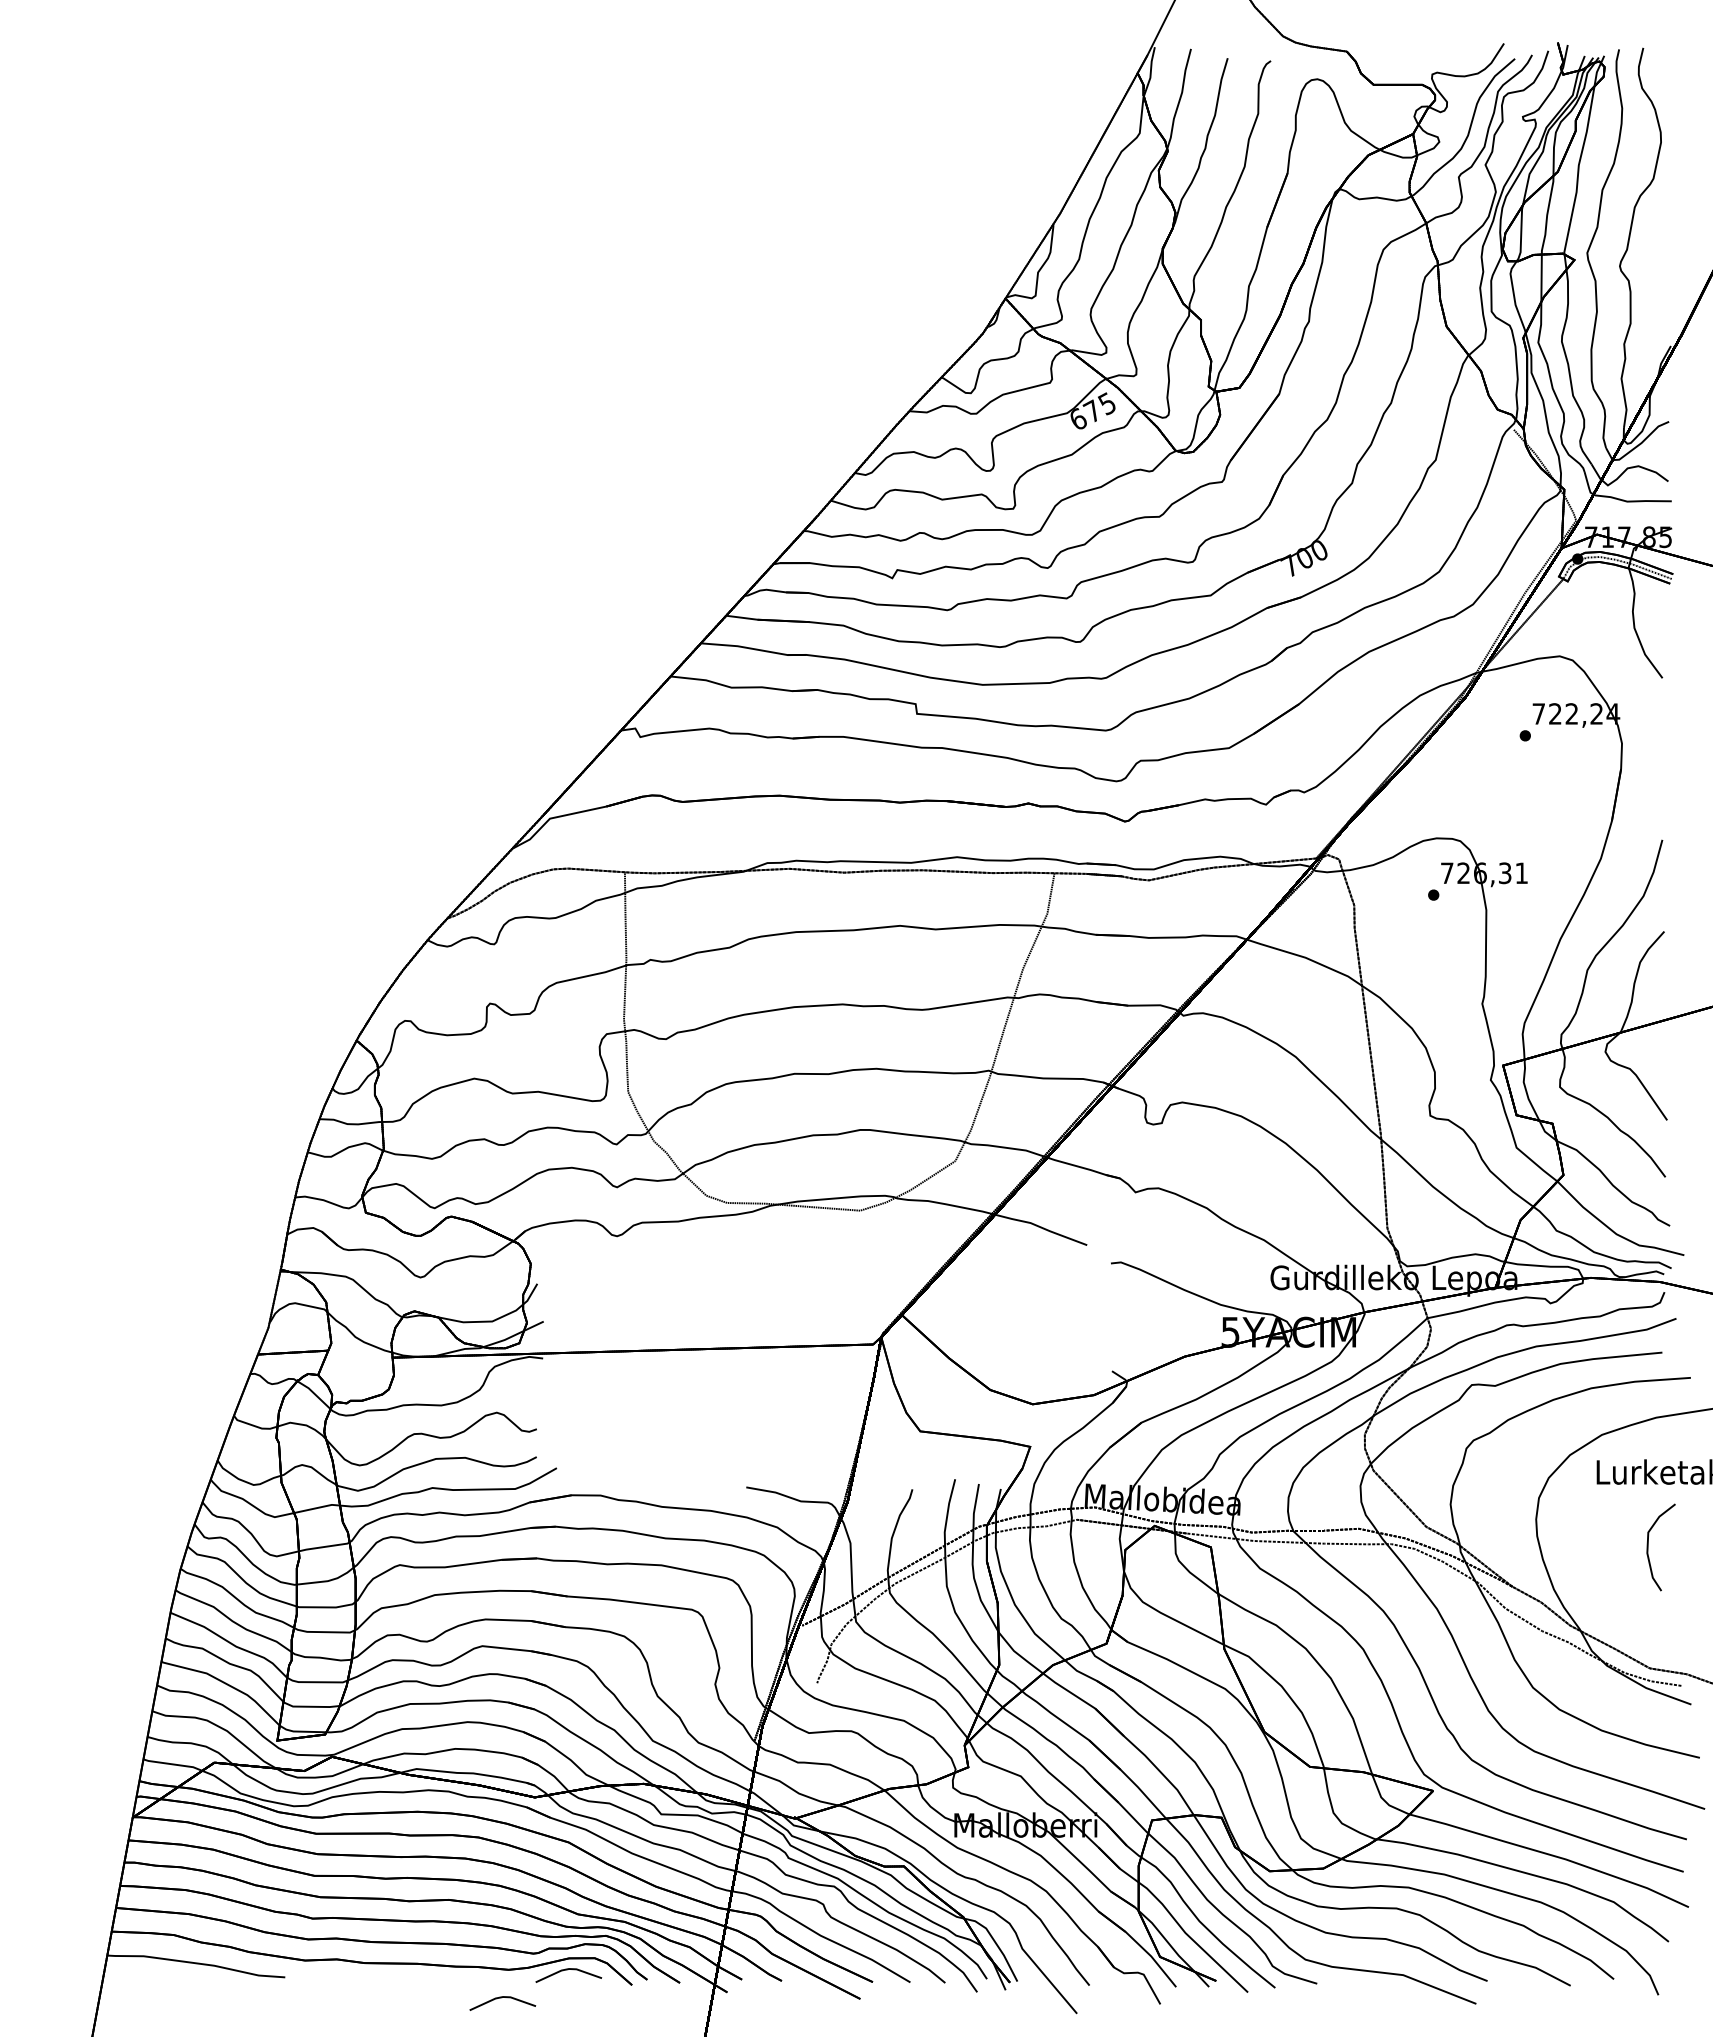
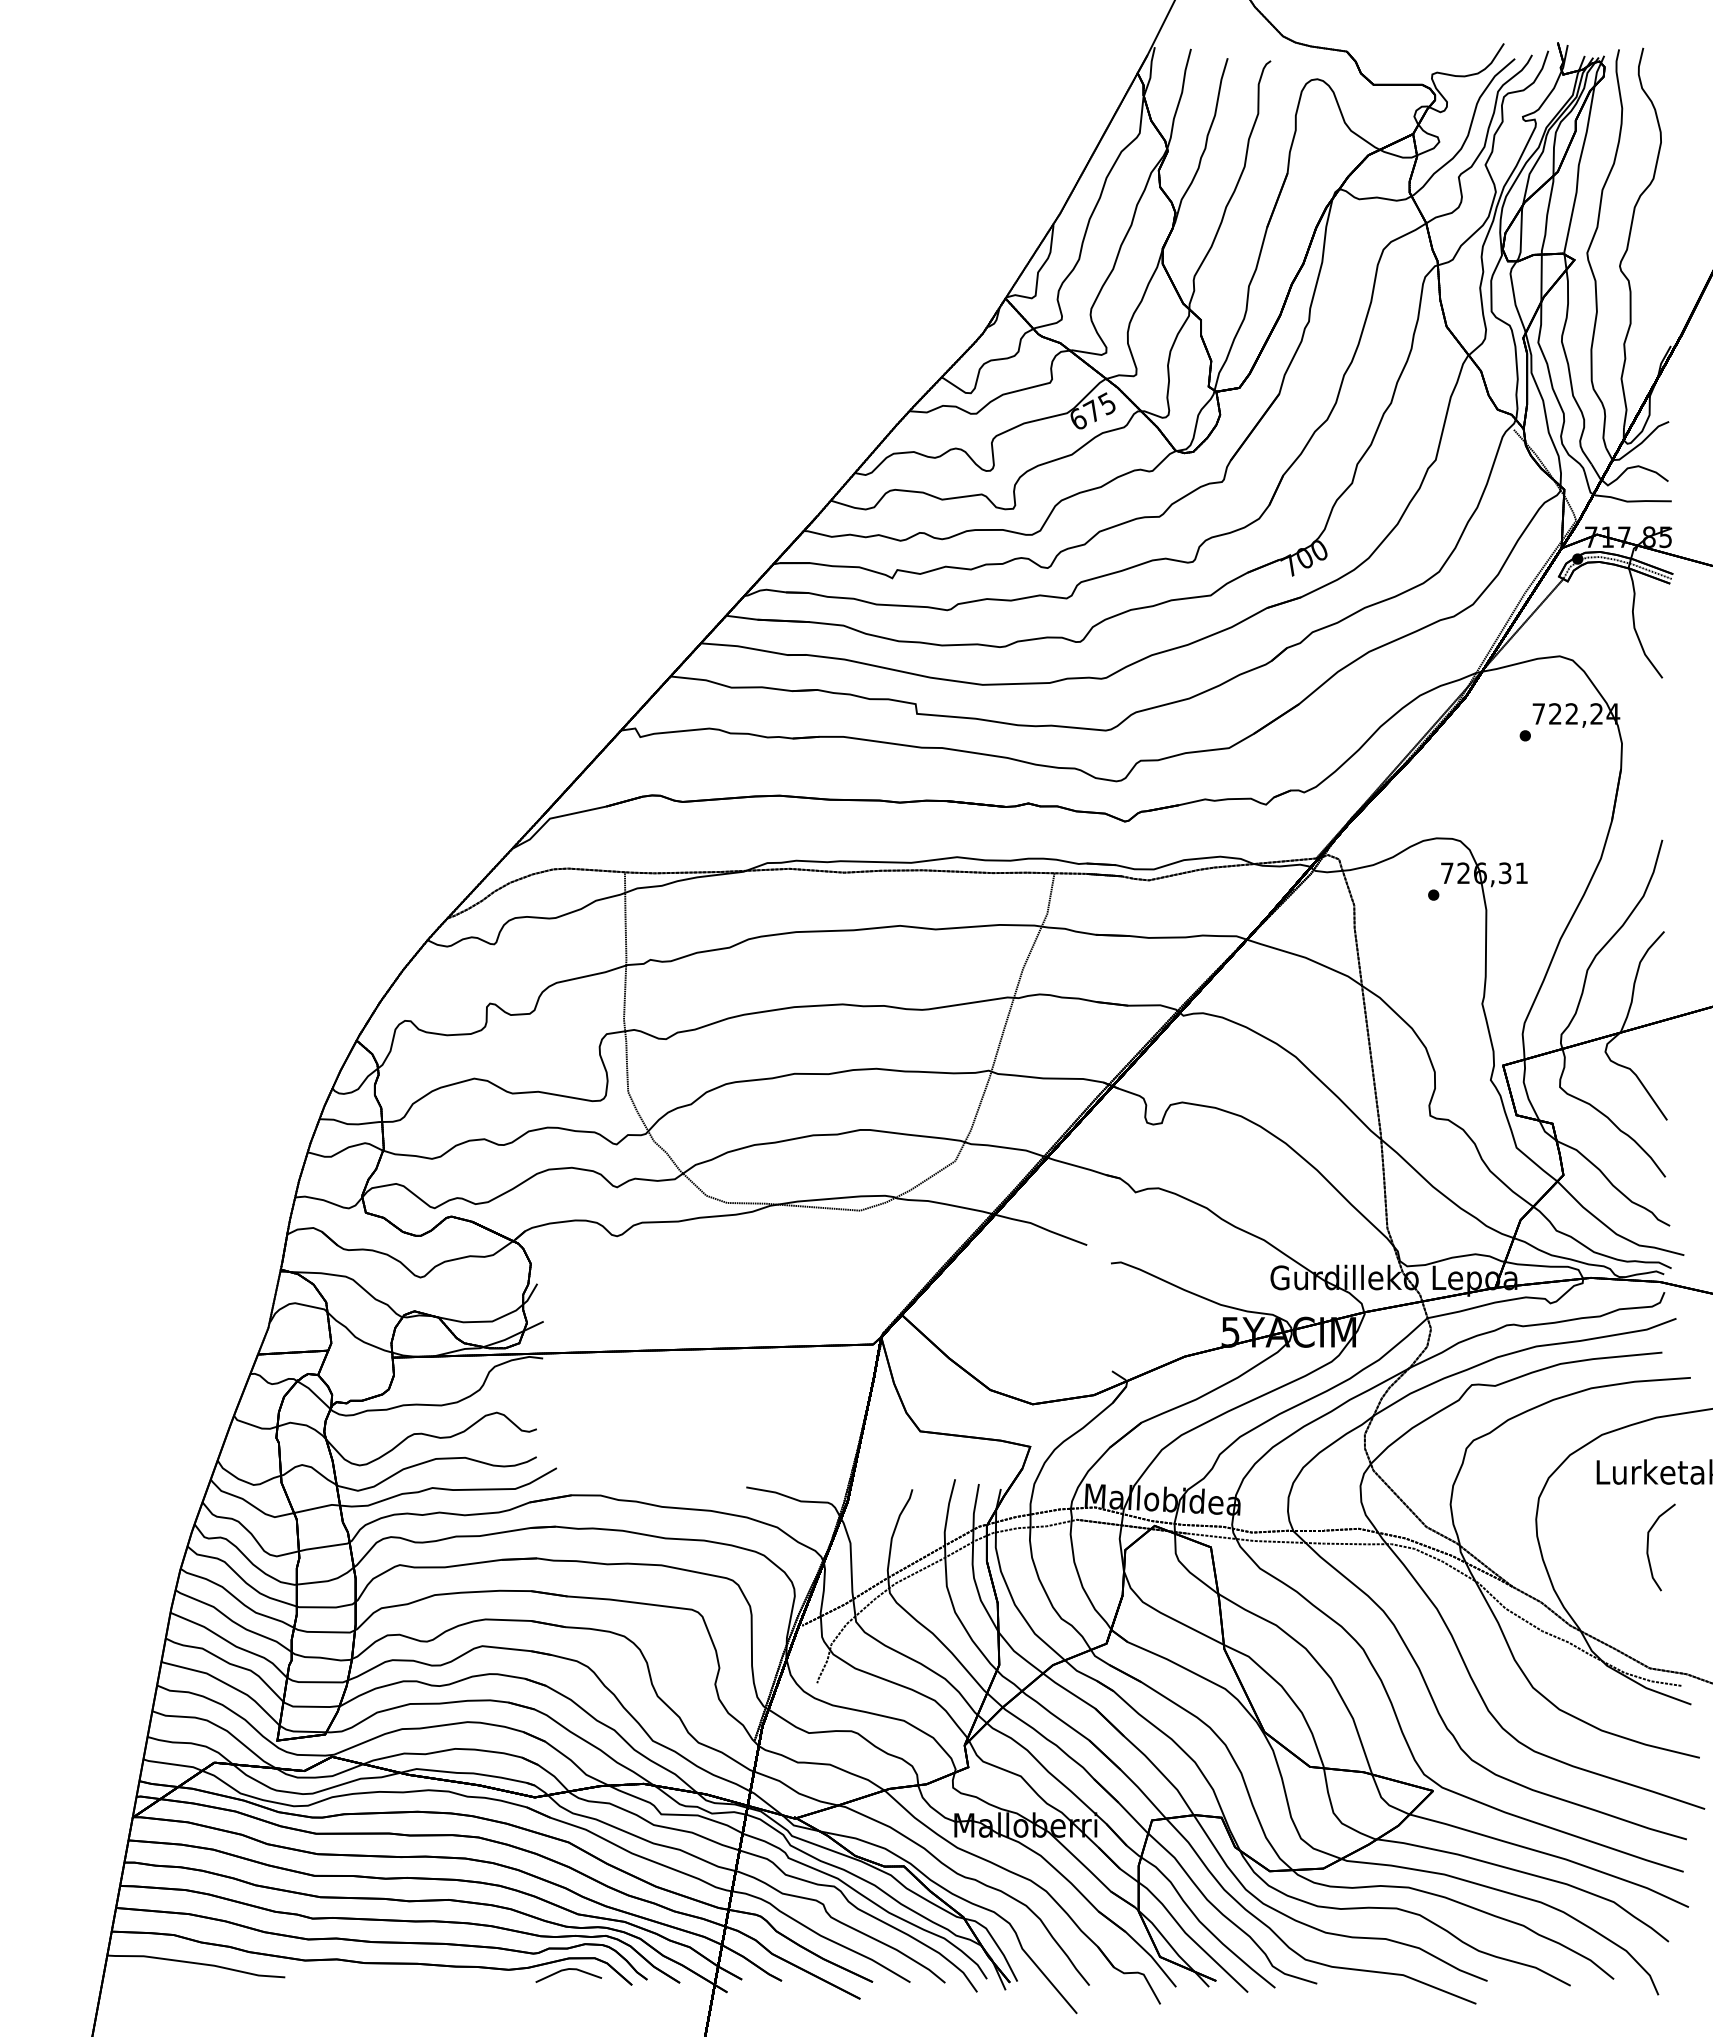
line: present -> none (501, 1998)
